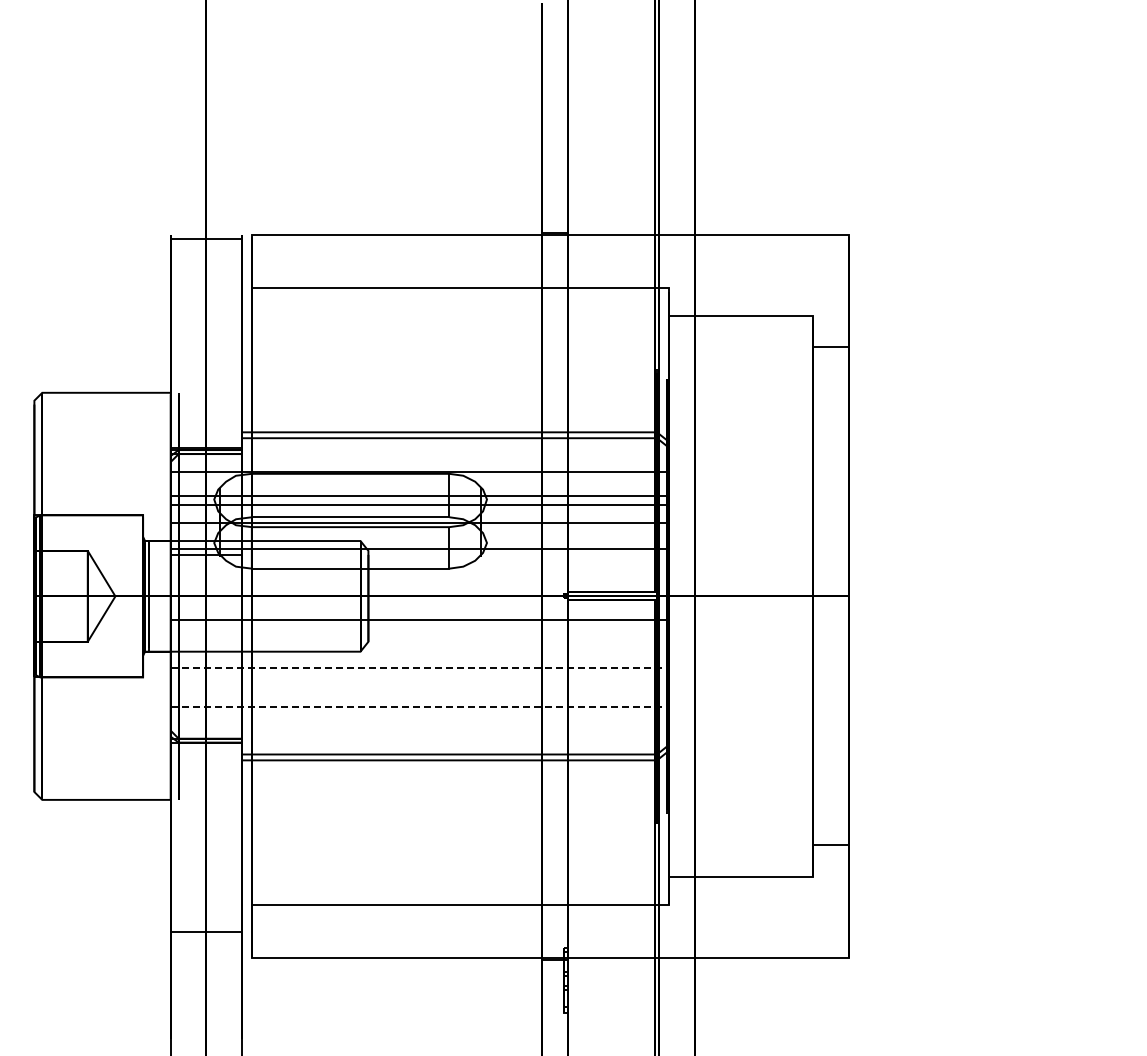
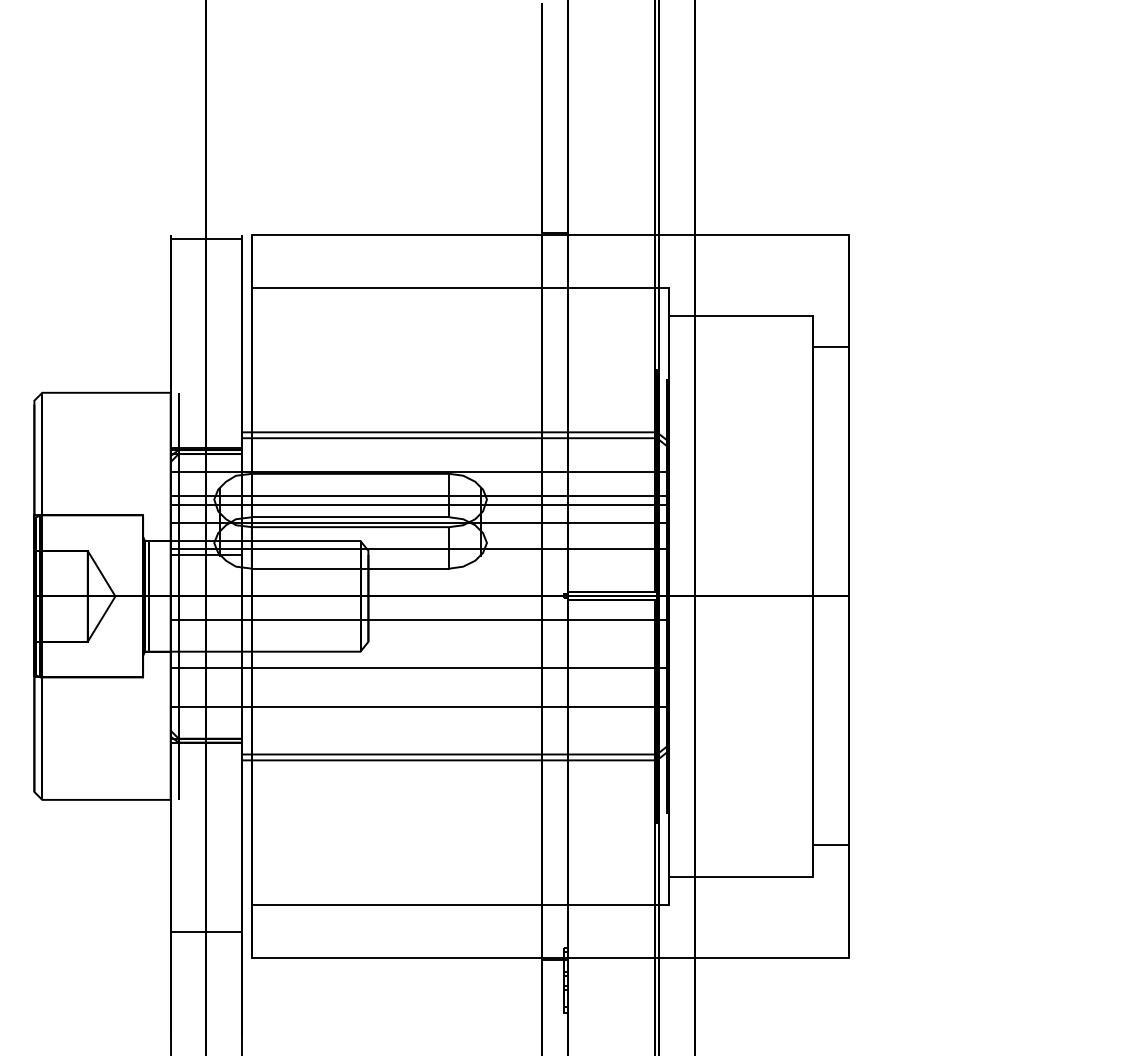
line: dashed -> solid (419, 667)
line: dashed -> solid (419, 707)
